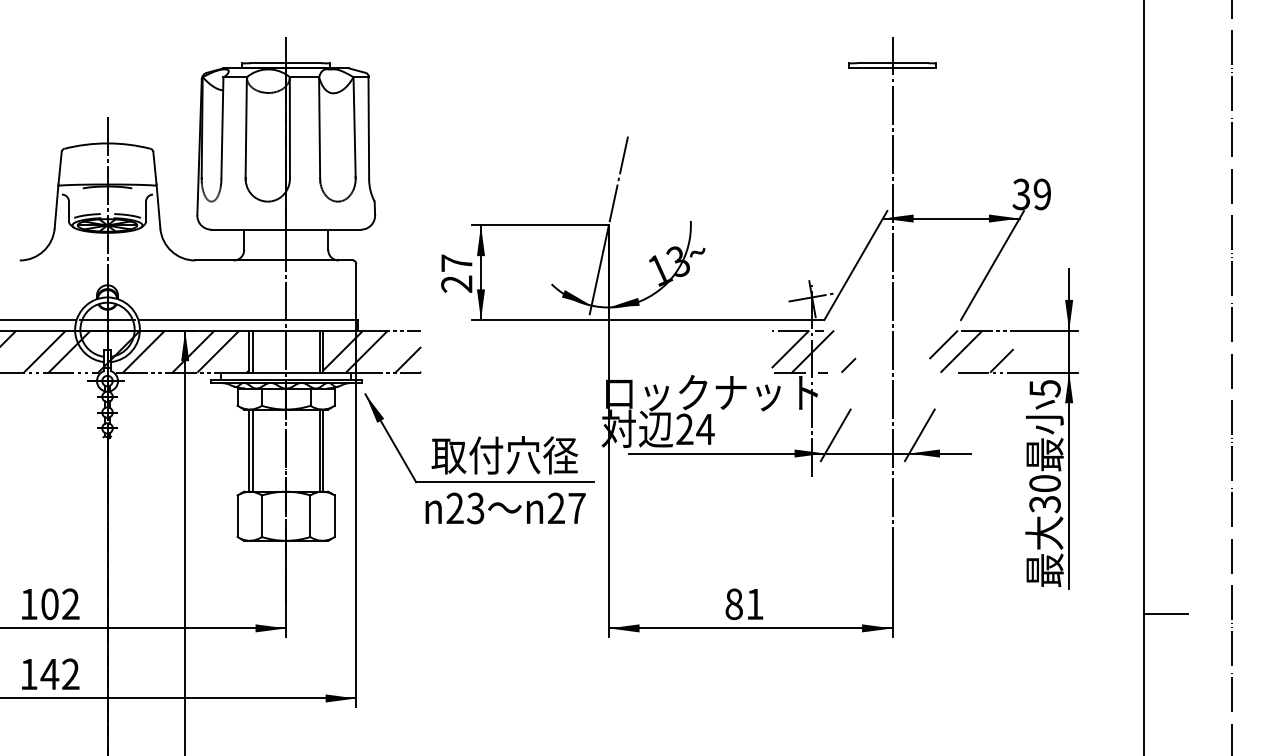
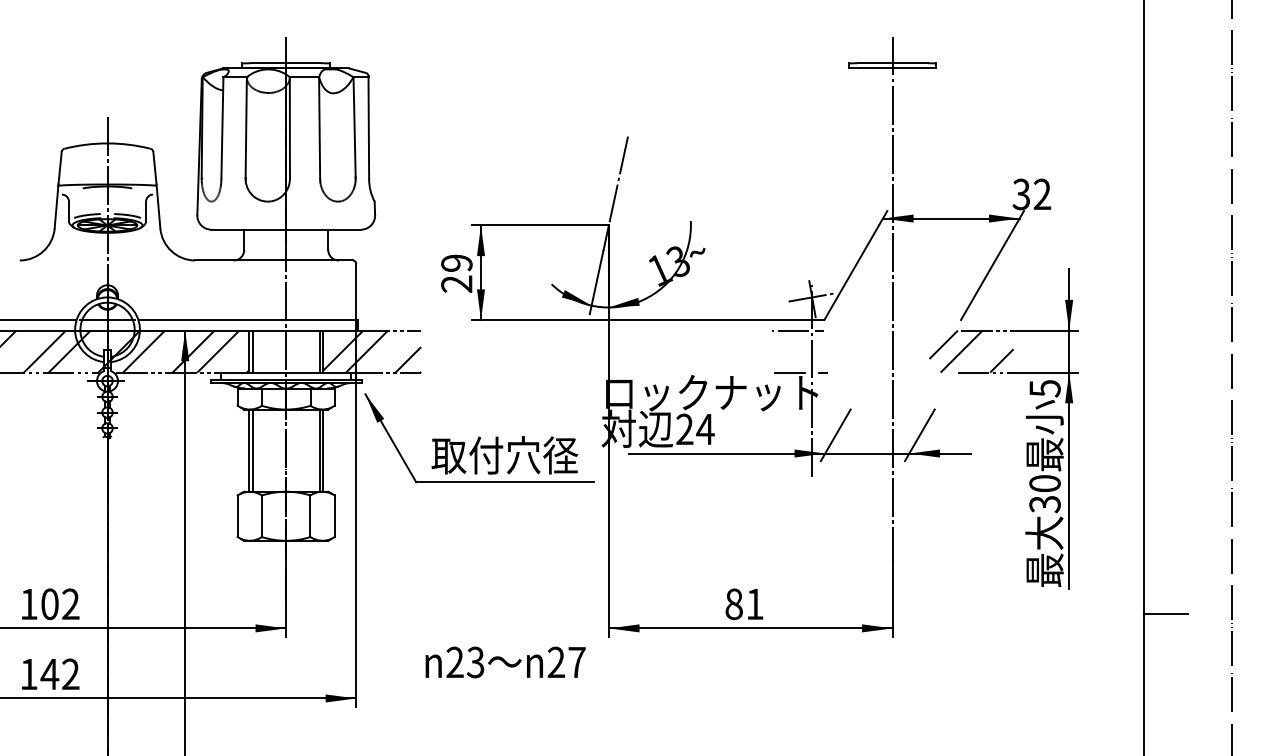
text: 39 -> 32 (1042, 194)
text: 27 -> 29 (456, 262)
hatch: present -> none (813, 351)
text position: (505, 508) -> (505, 662) (505, 662)
